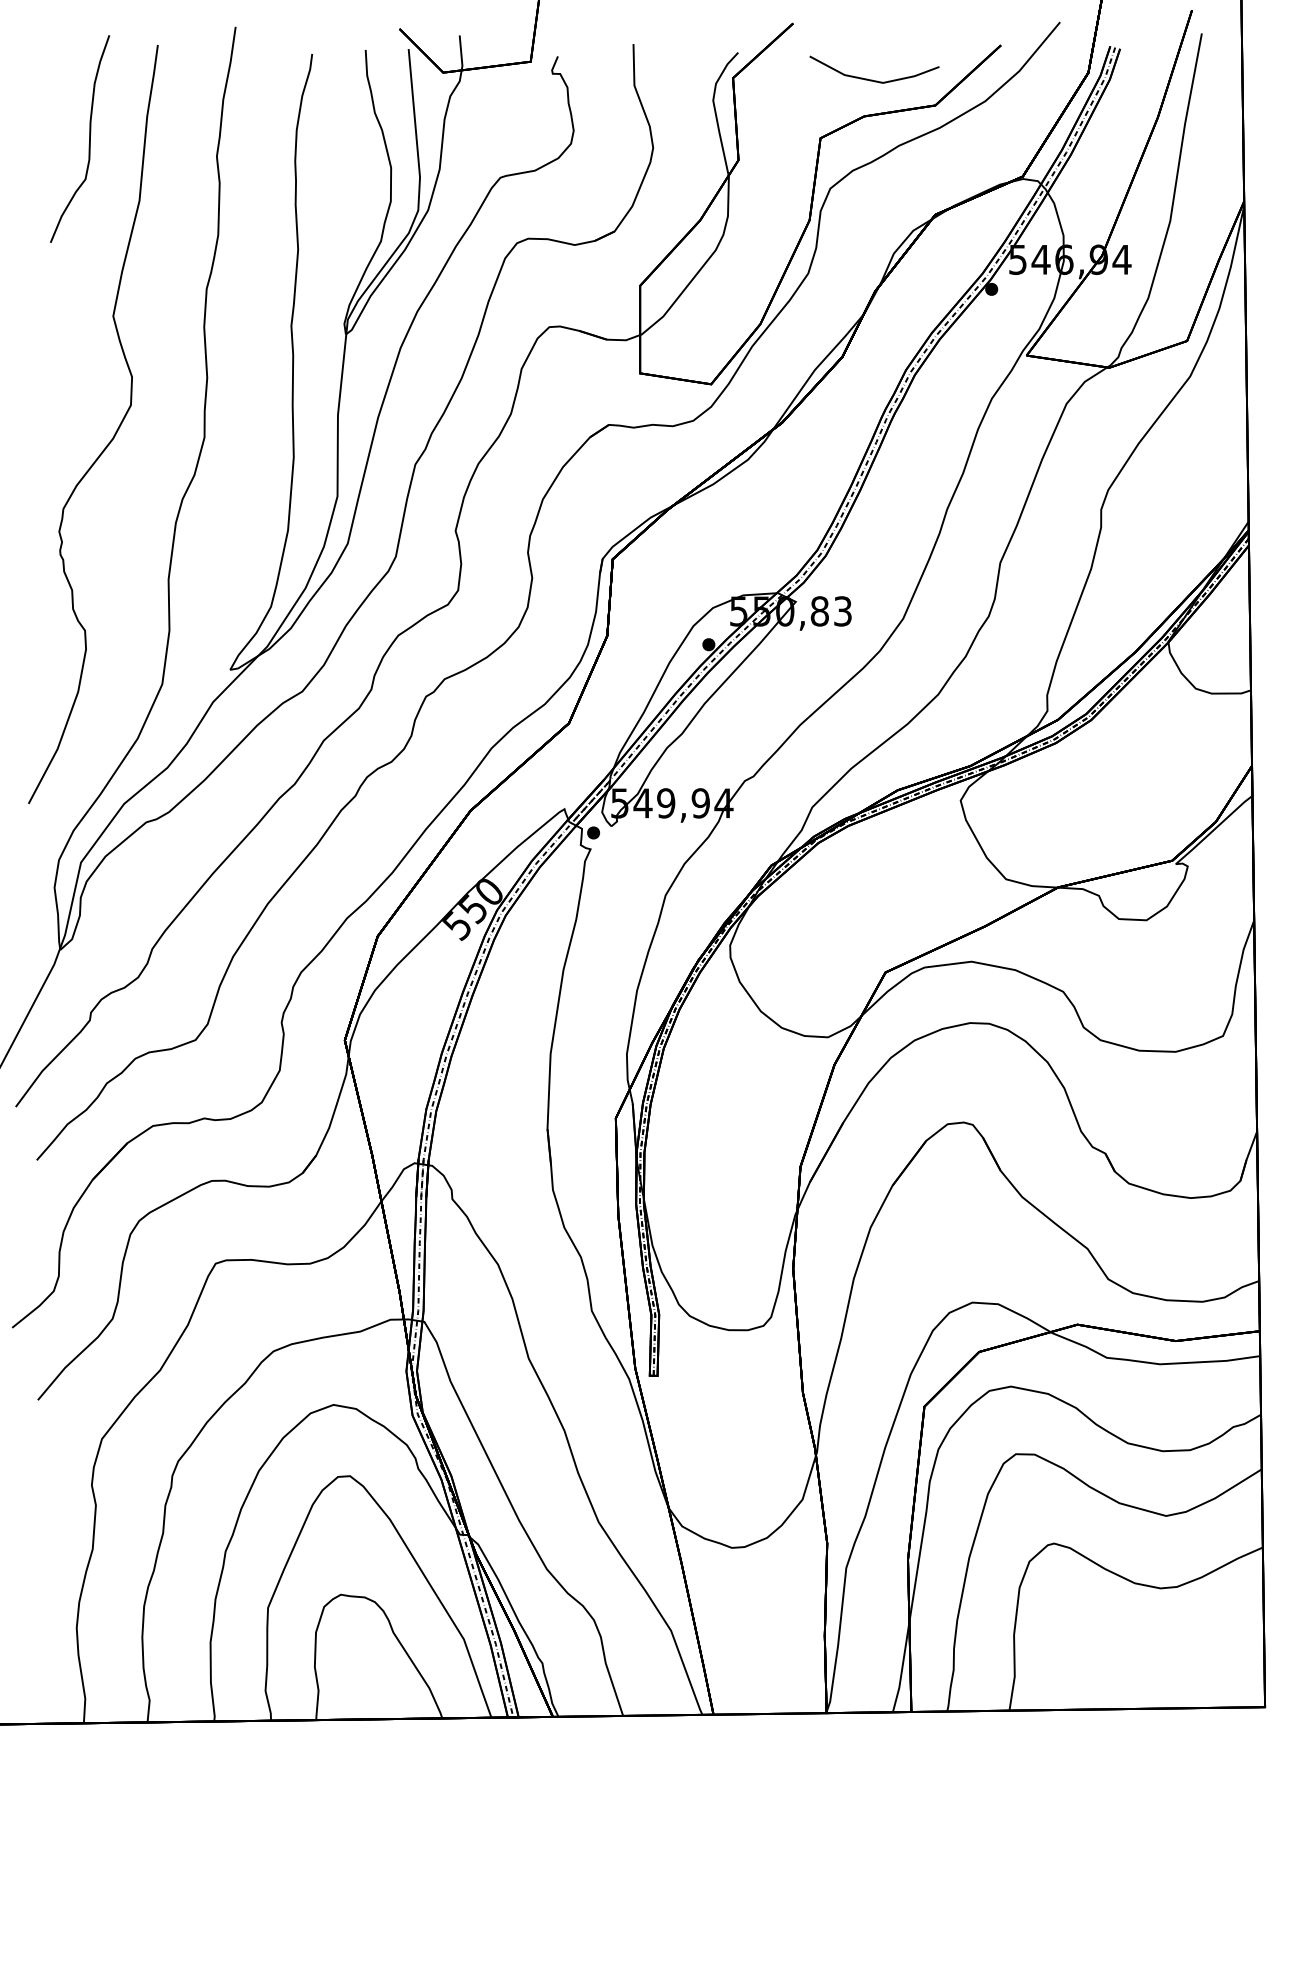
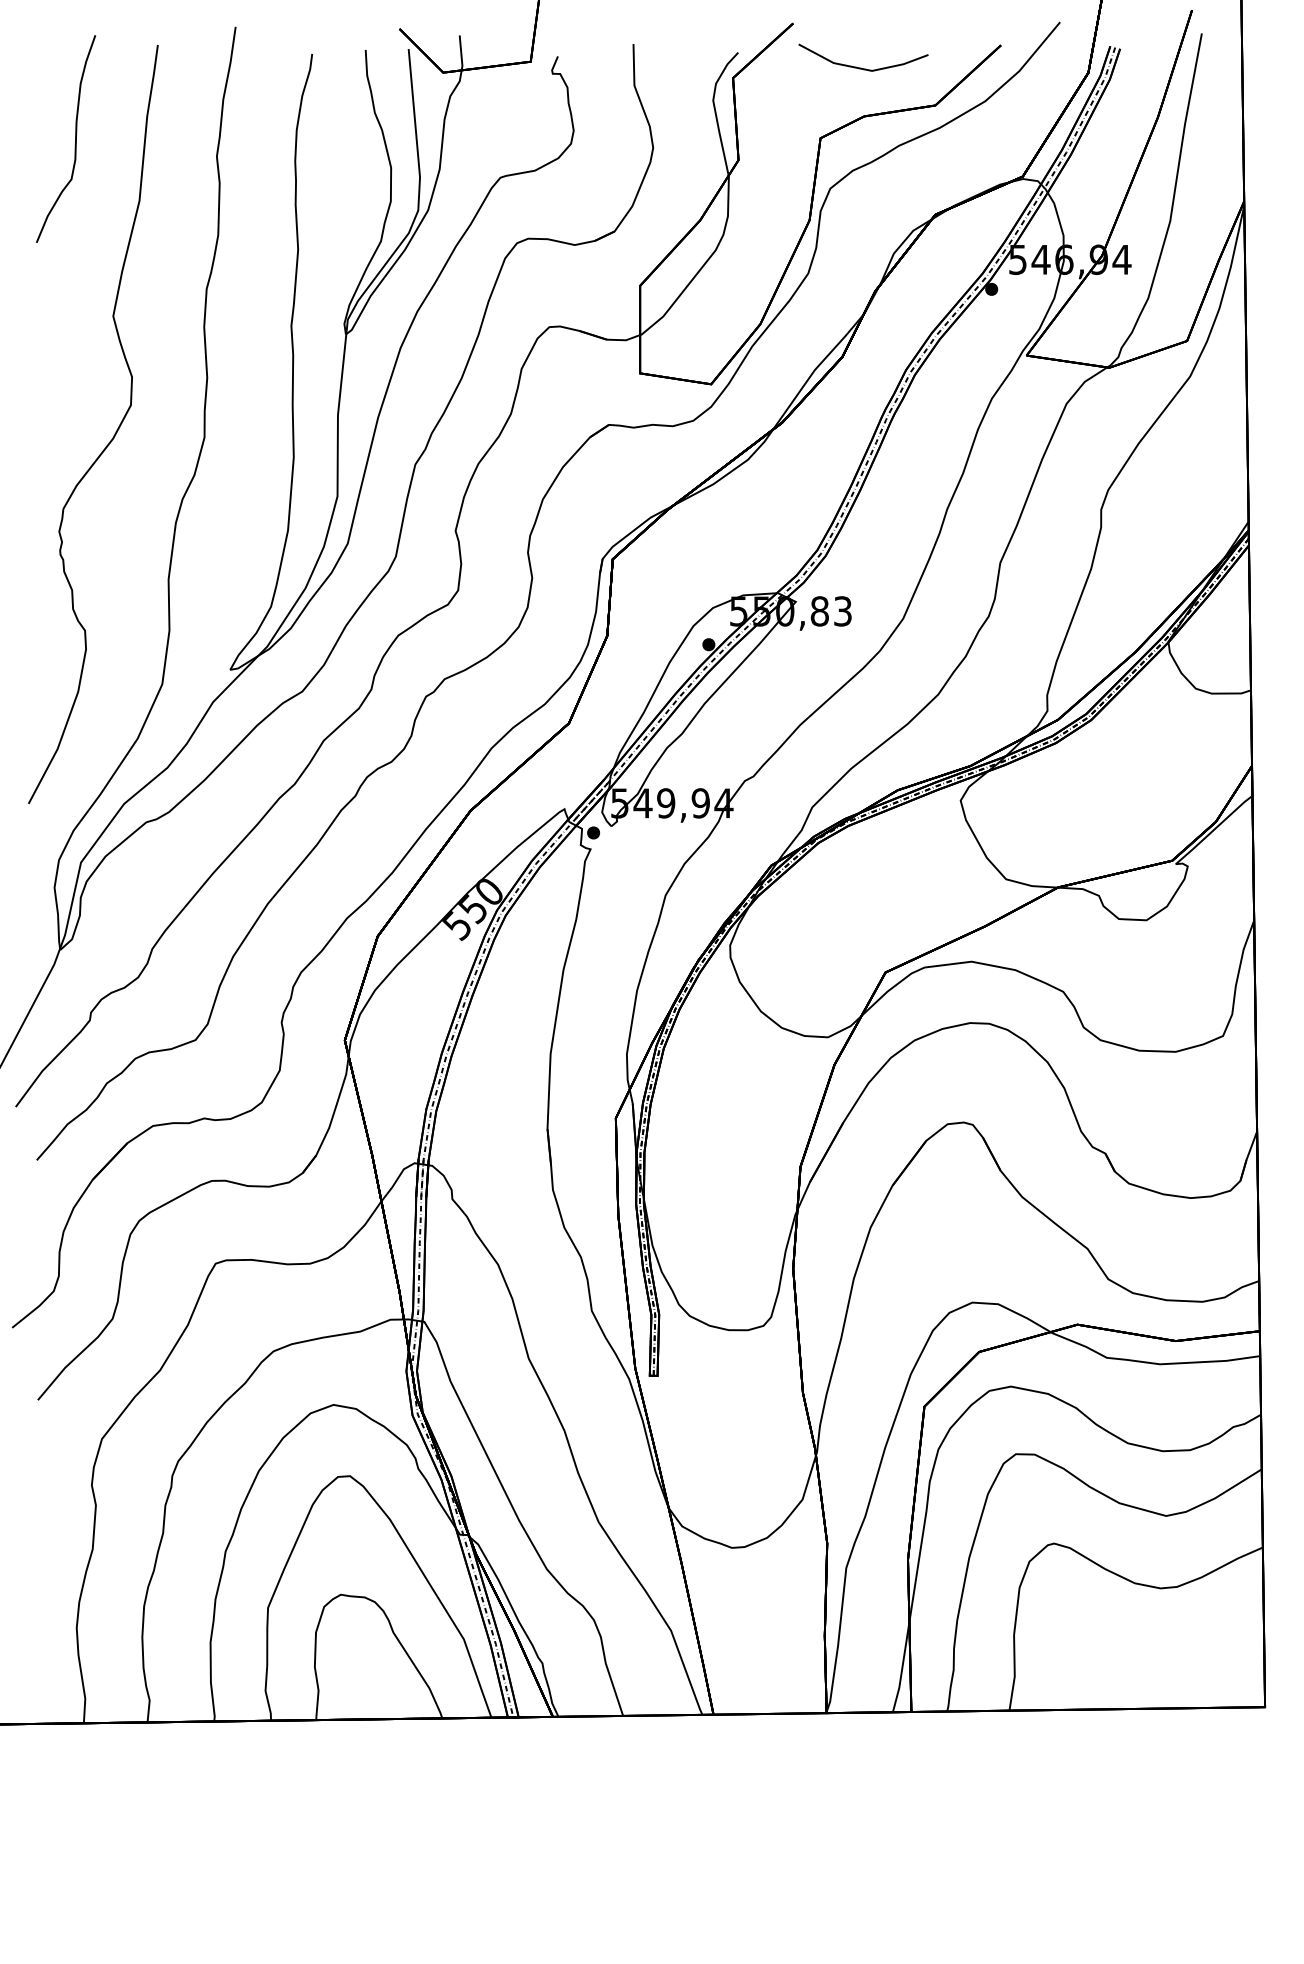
line position: (872, 79) -> (861, 67) (861, 67)
curve position: (89, 138) -> (75, 138) (75, 138)
